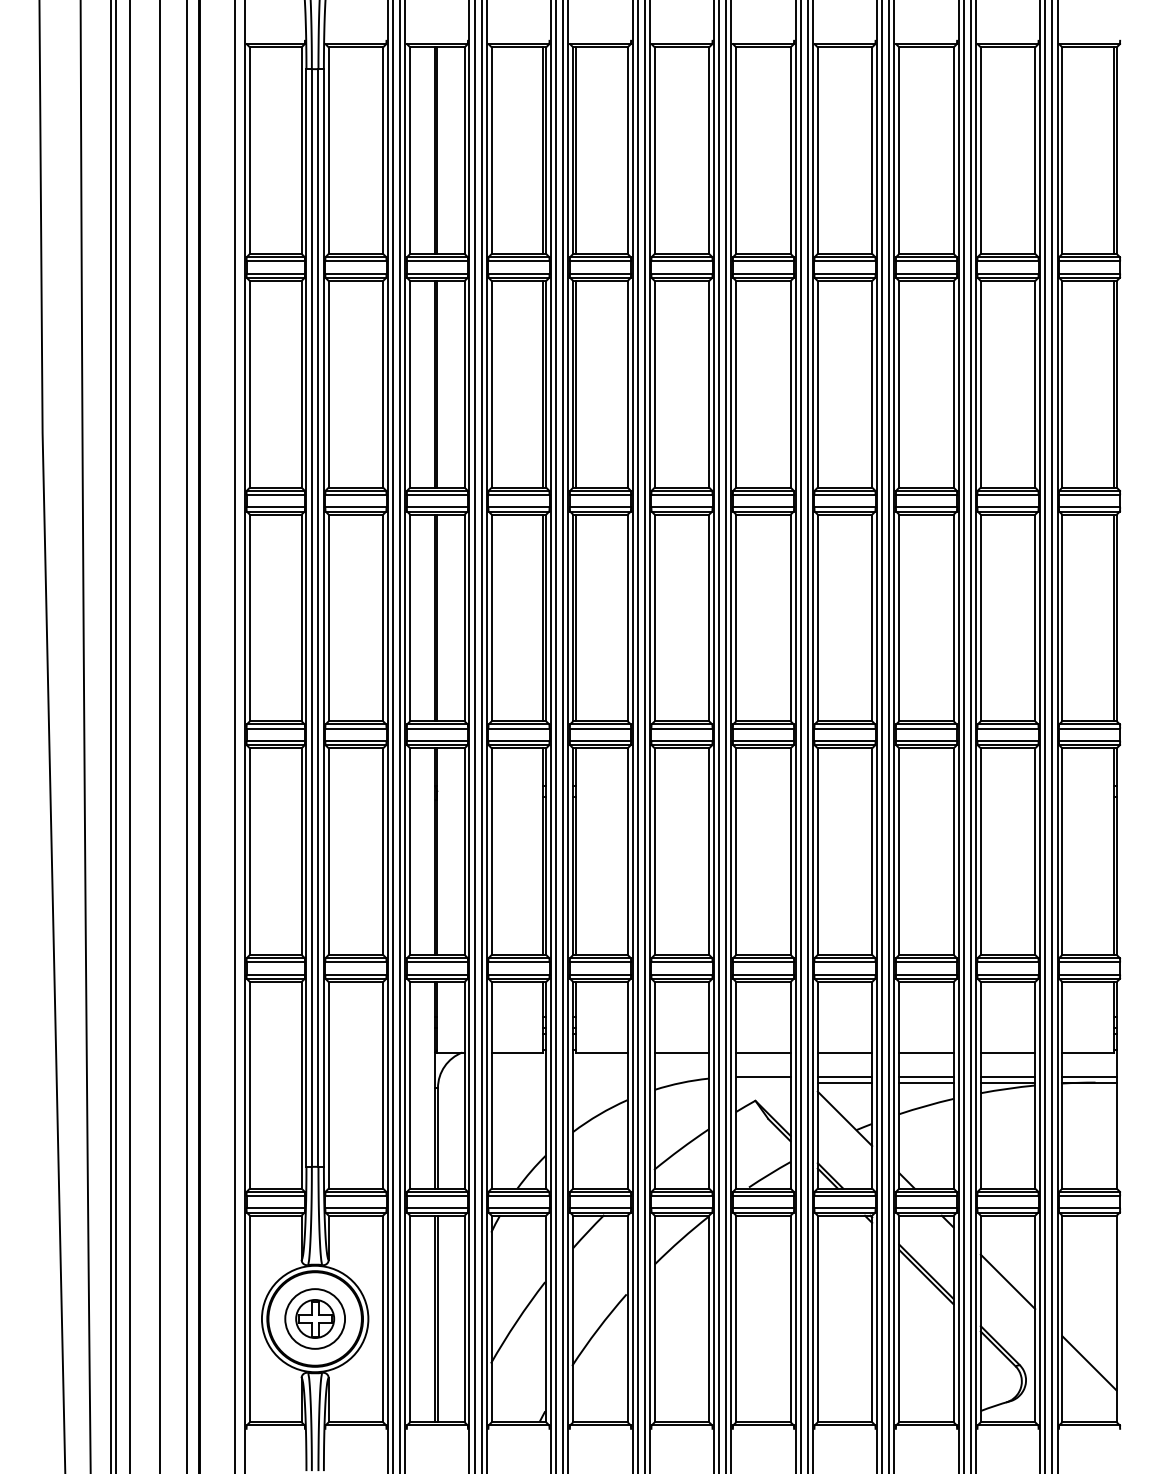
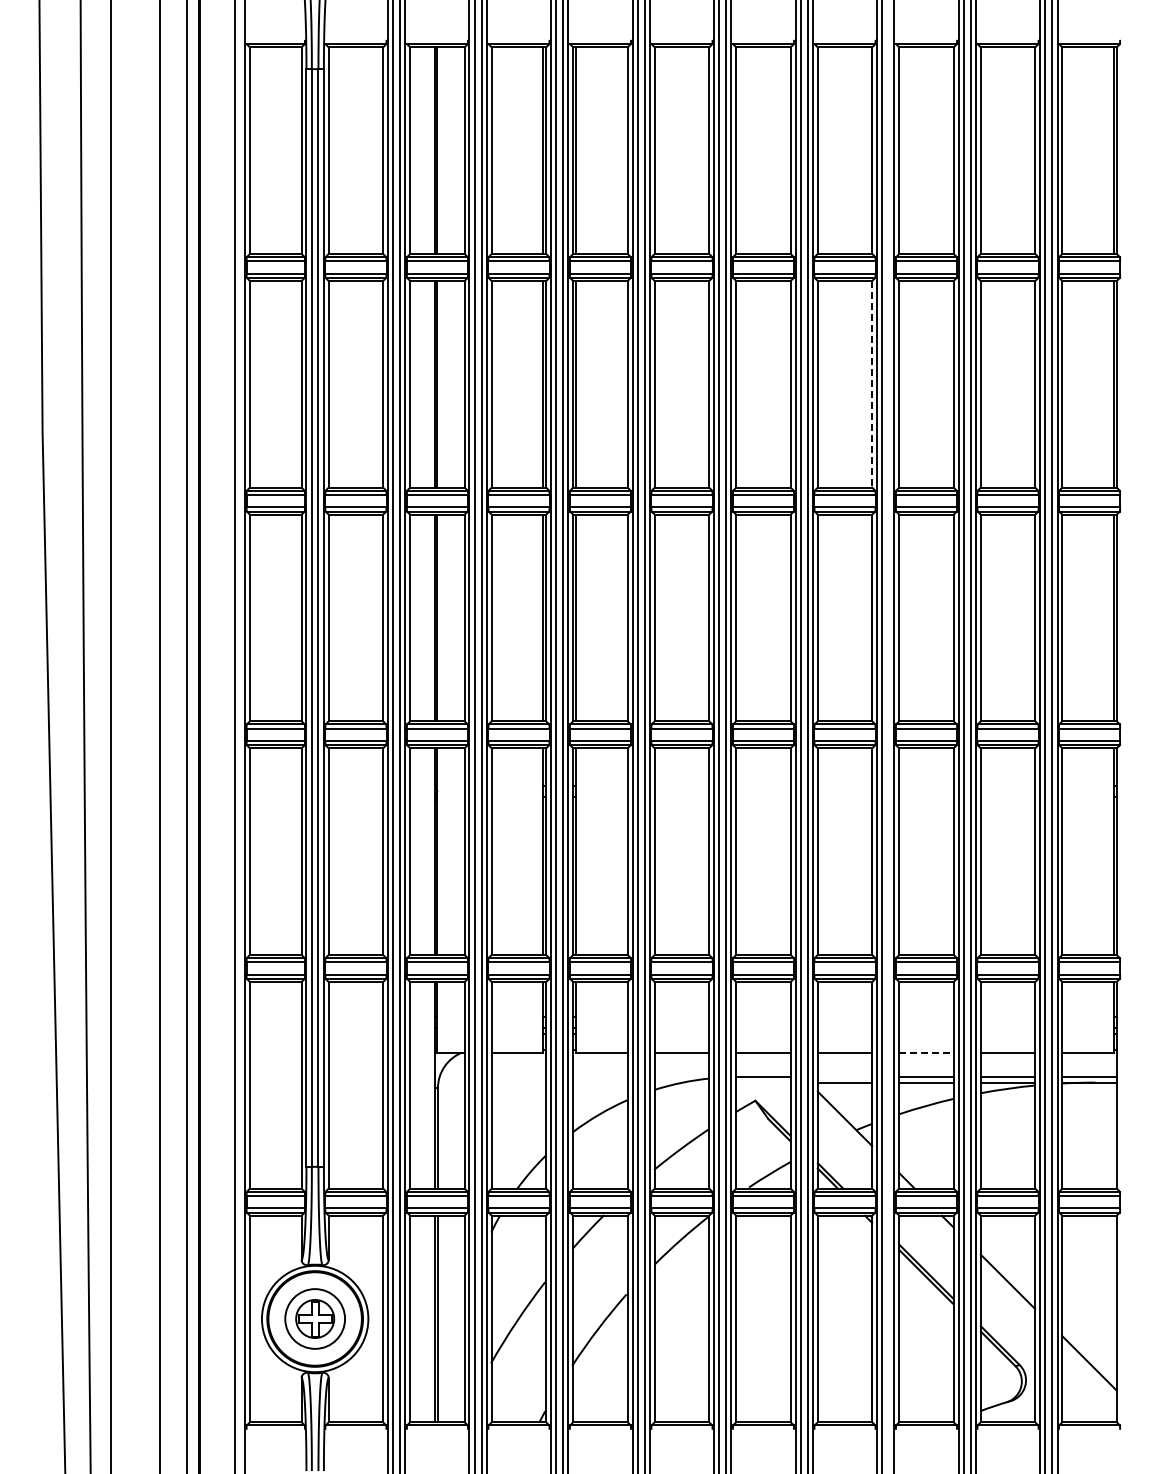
line: solid -> dashed (872, 384)
line: present -> none (116, 736)
line: present -> none (129, 736)
line: present -> none (889, 736)
line: solid -> dashed (927, 1052)
line: present -> none (844, 1077)
